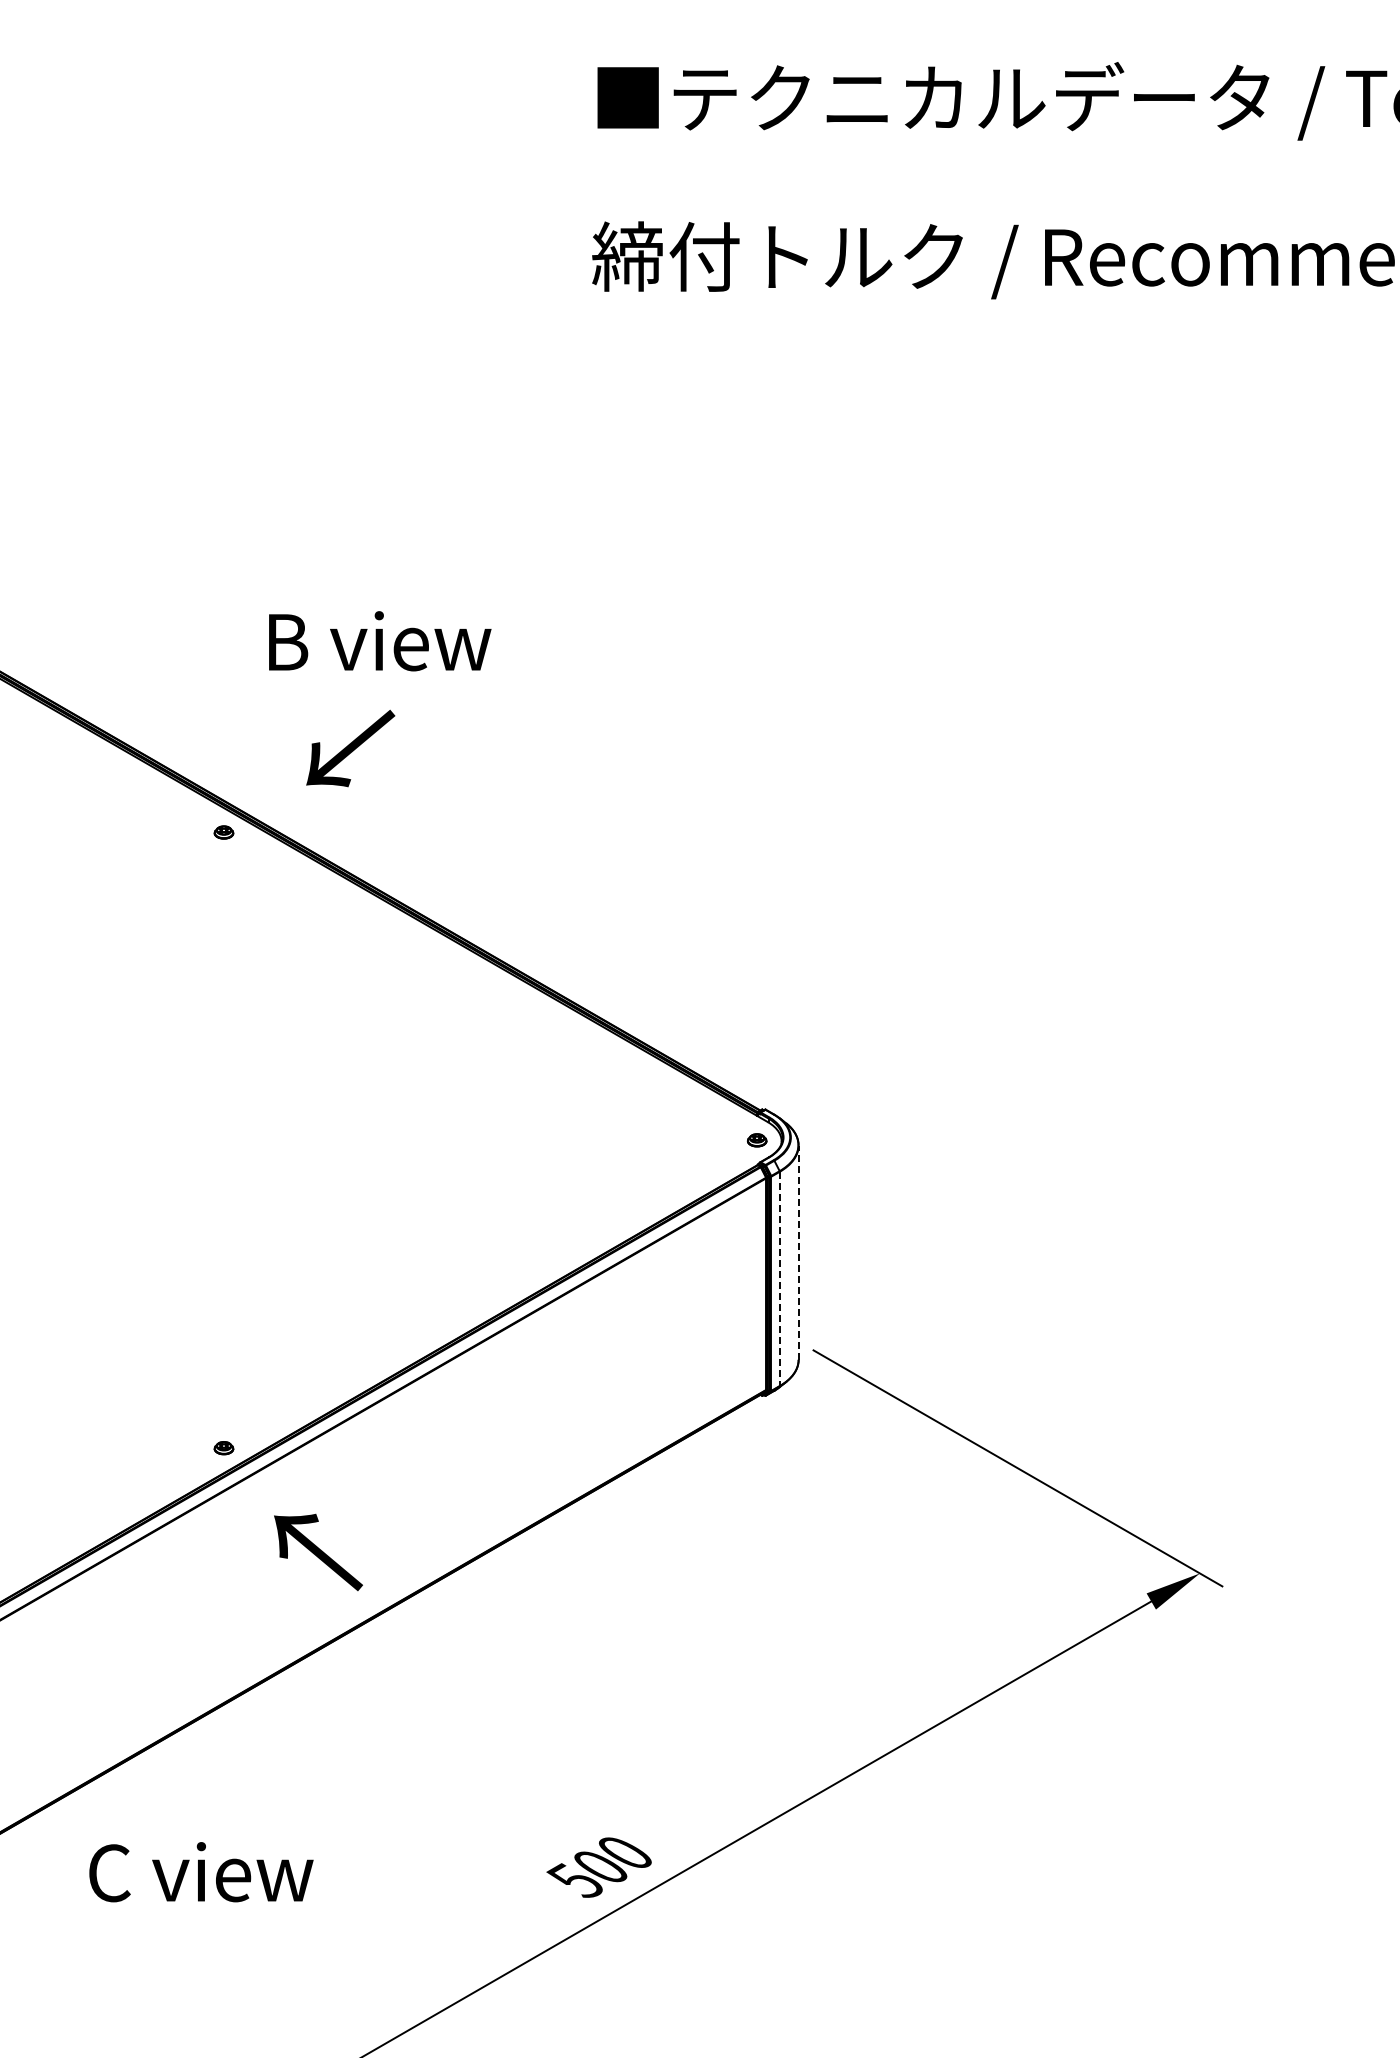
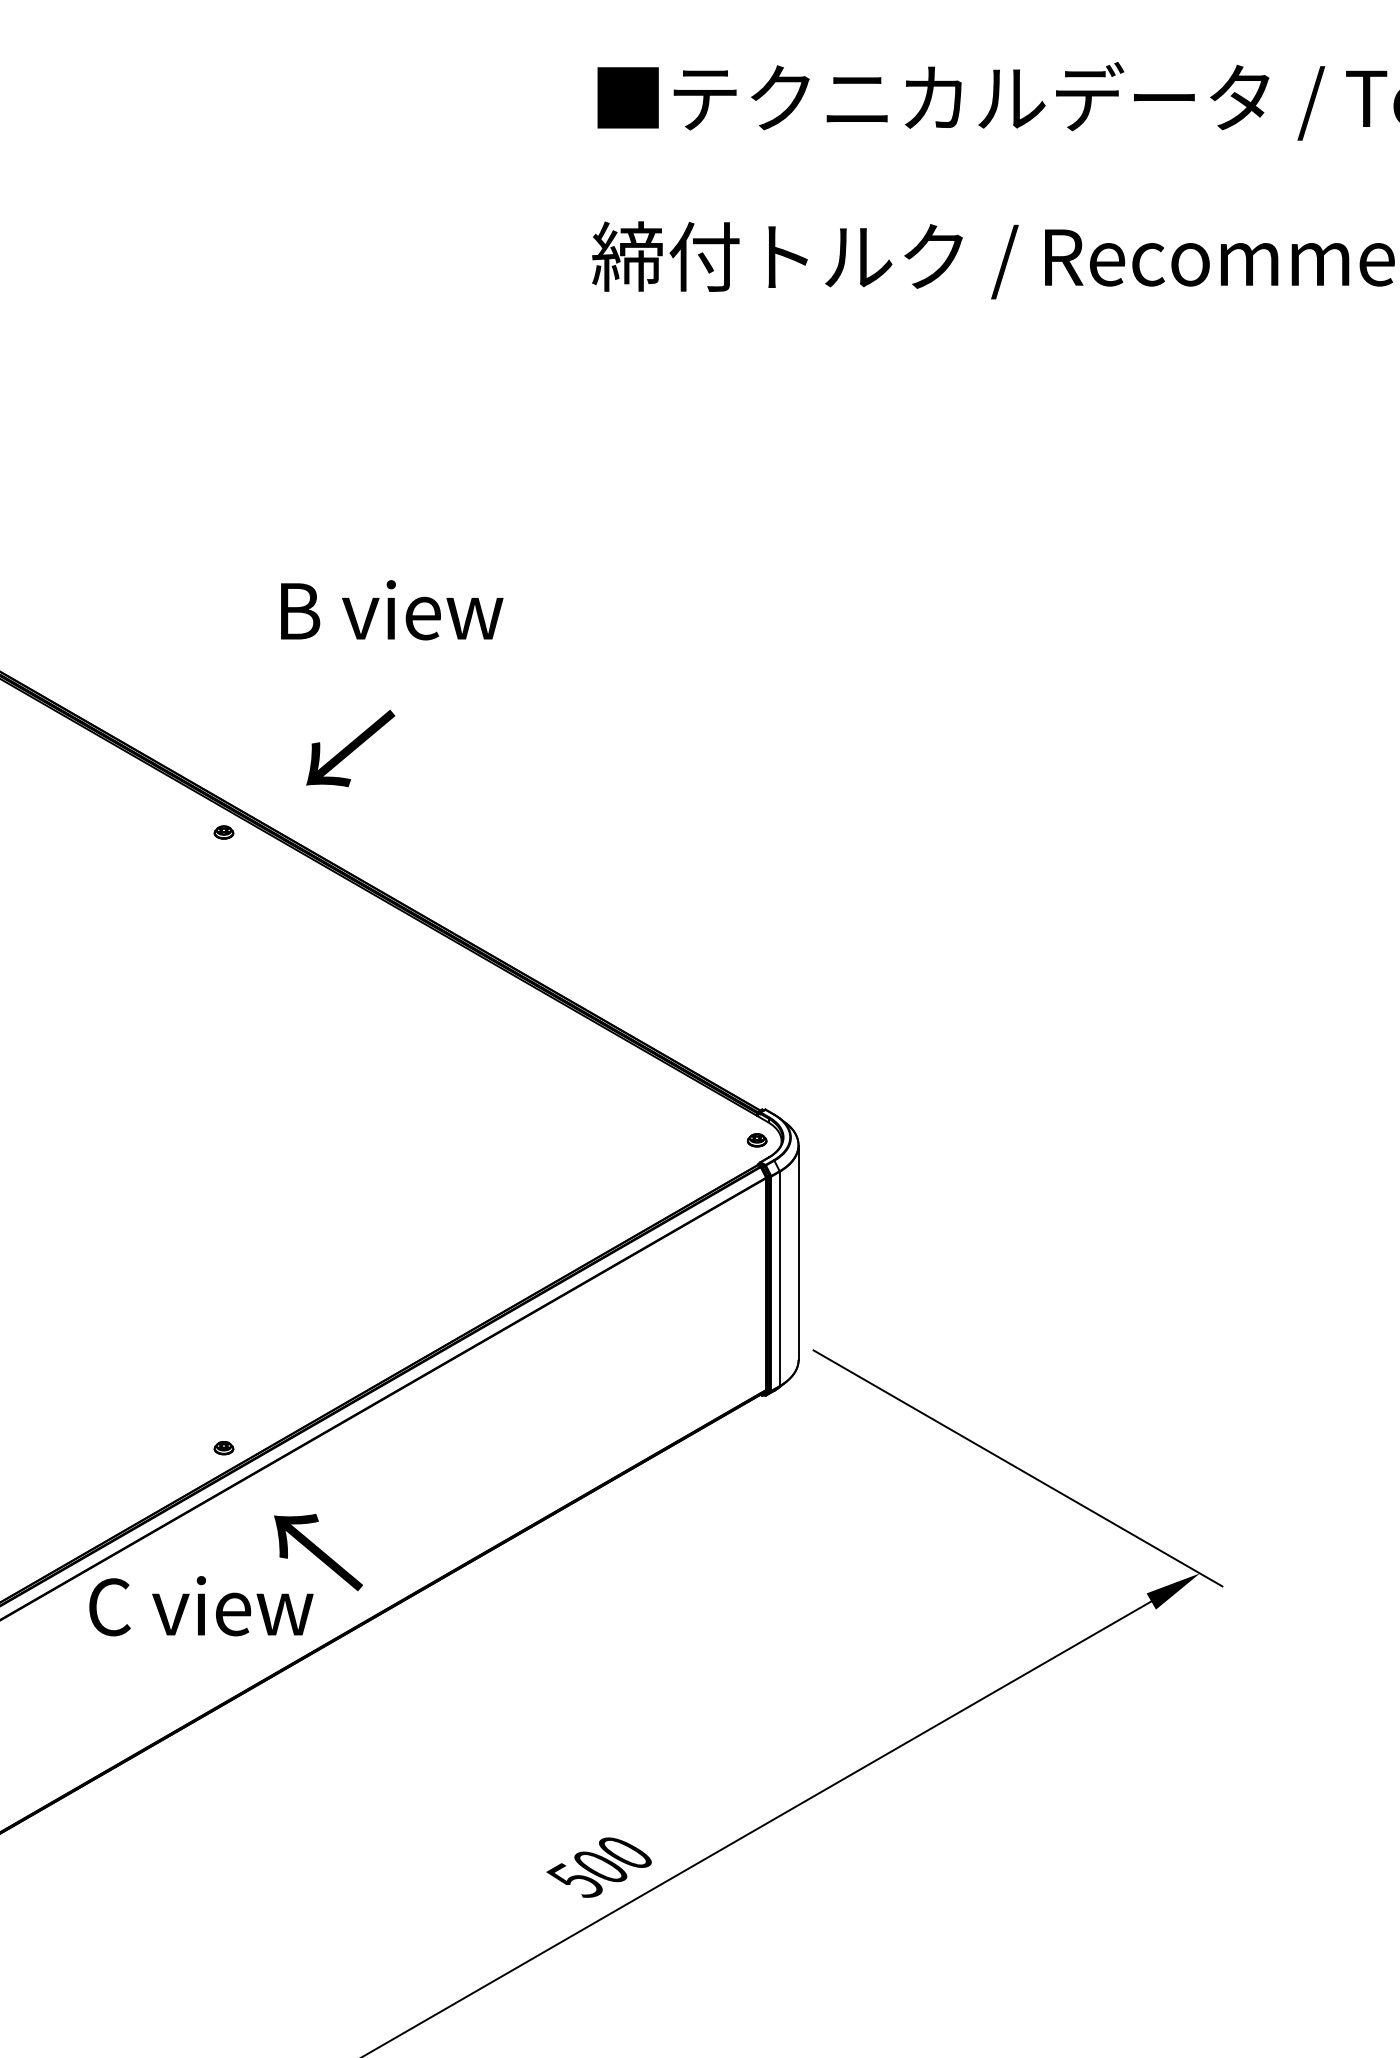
text position: (380, 641) -> (392, 610) (392, 610)
line: dashed -> solid (798, 1252)
line: dashed -> solid (779, 1279)
text position: (201, 1872) -> (201, 1606) (201, 1606)
